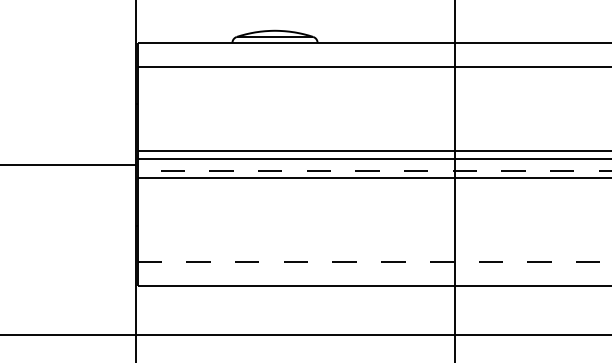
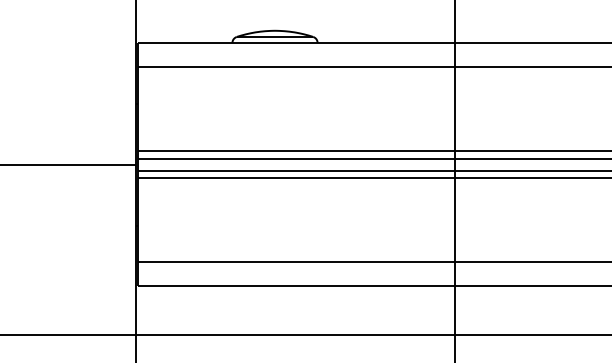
line: dashed -> solid (374, 170)
line: dashed -> solid (374, 262)
